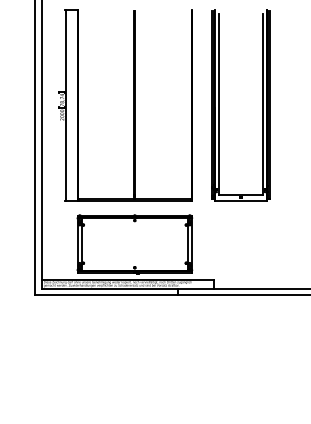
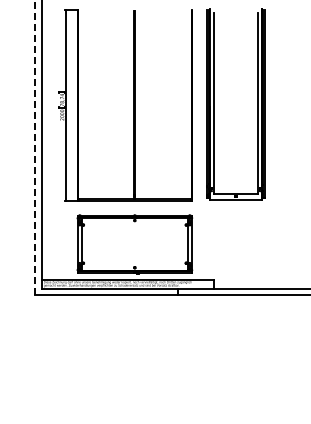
part position: (219, 105) -> (214, 104) (214, 104)
line: solid -> dashed (35, 147)
